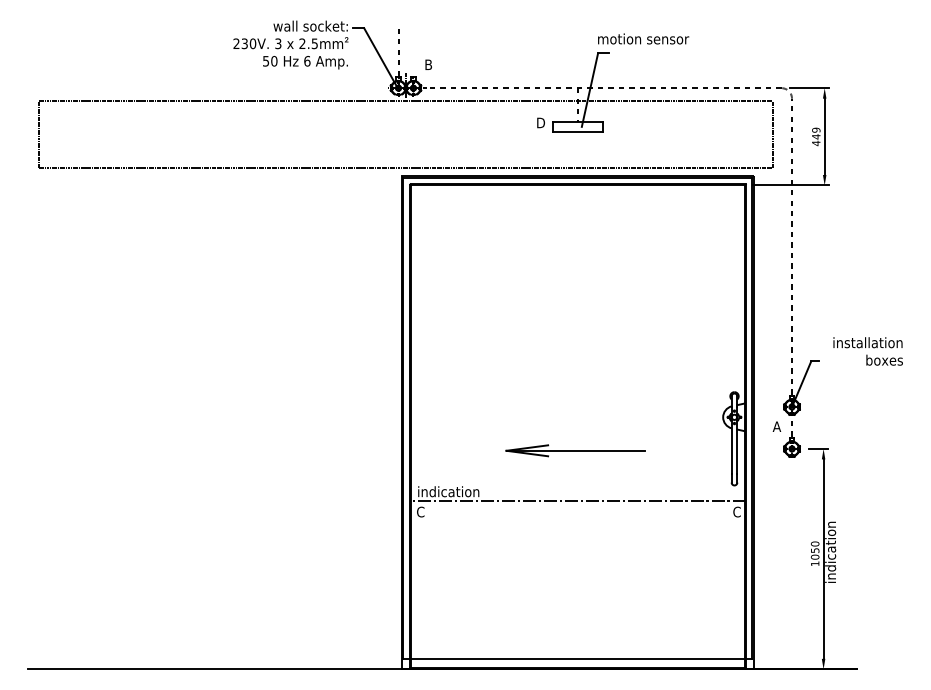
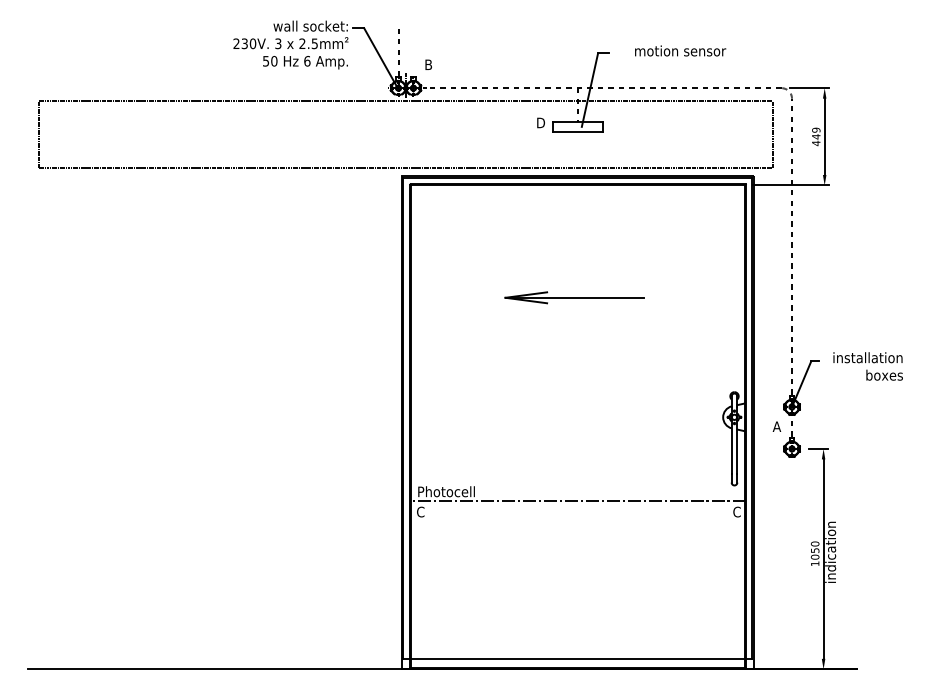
text position: (643, 38) -> (680, 50) (680, 50)
text position: (867, 351) -> (867, 366) (867, 366)
part position: (575, 450) -> (574, 297) (574, 297)
text: indication -> Photocell (448, 491)
